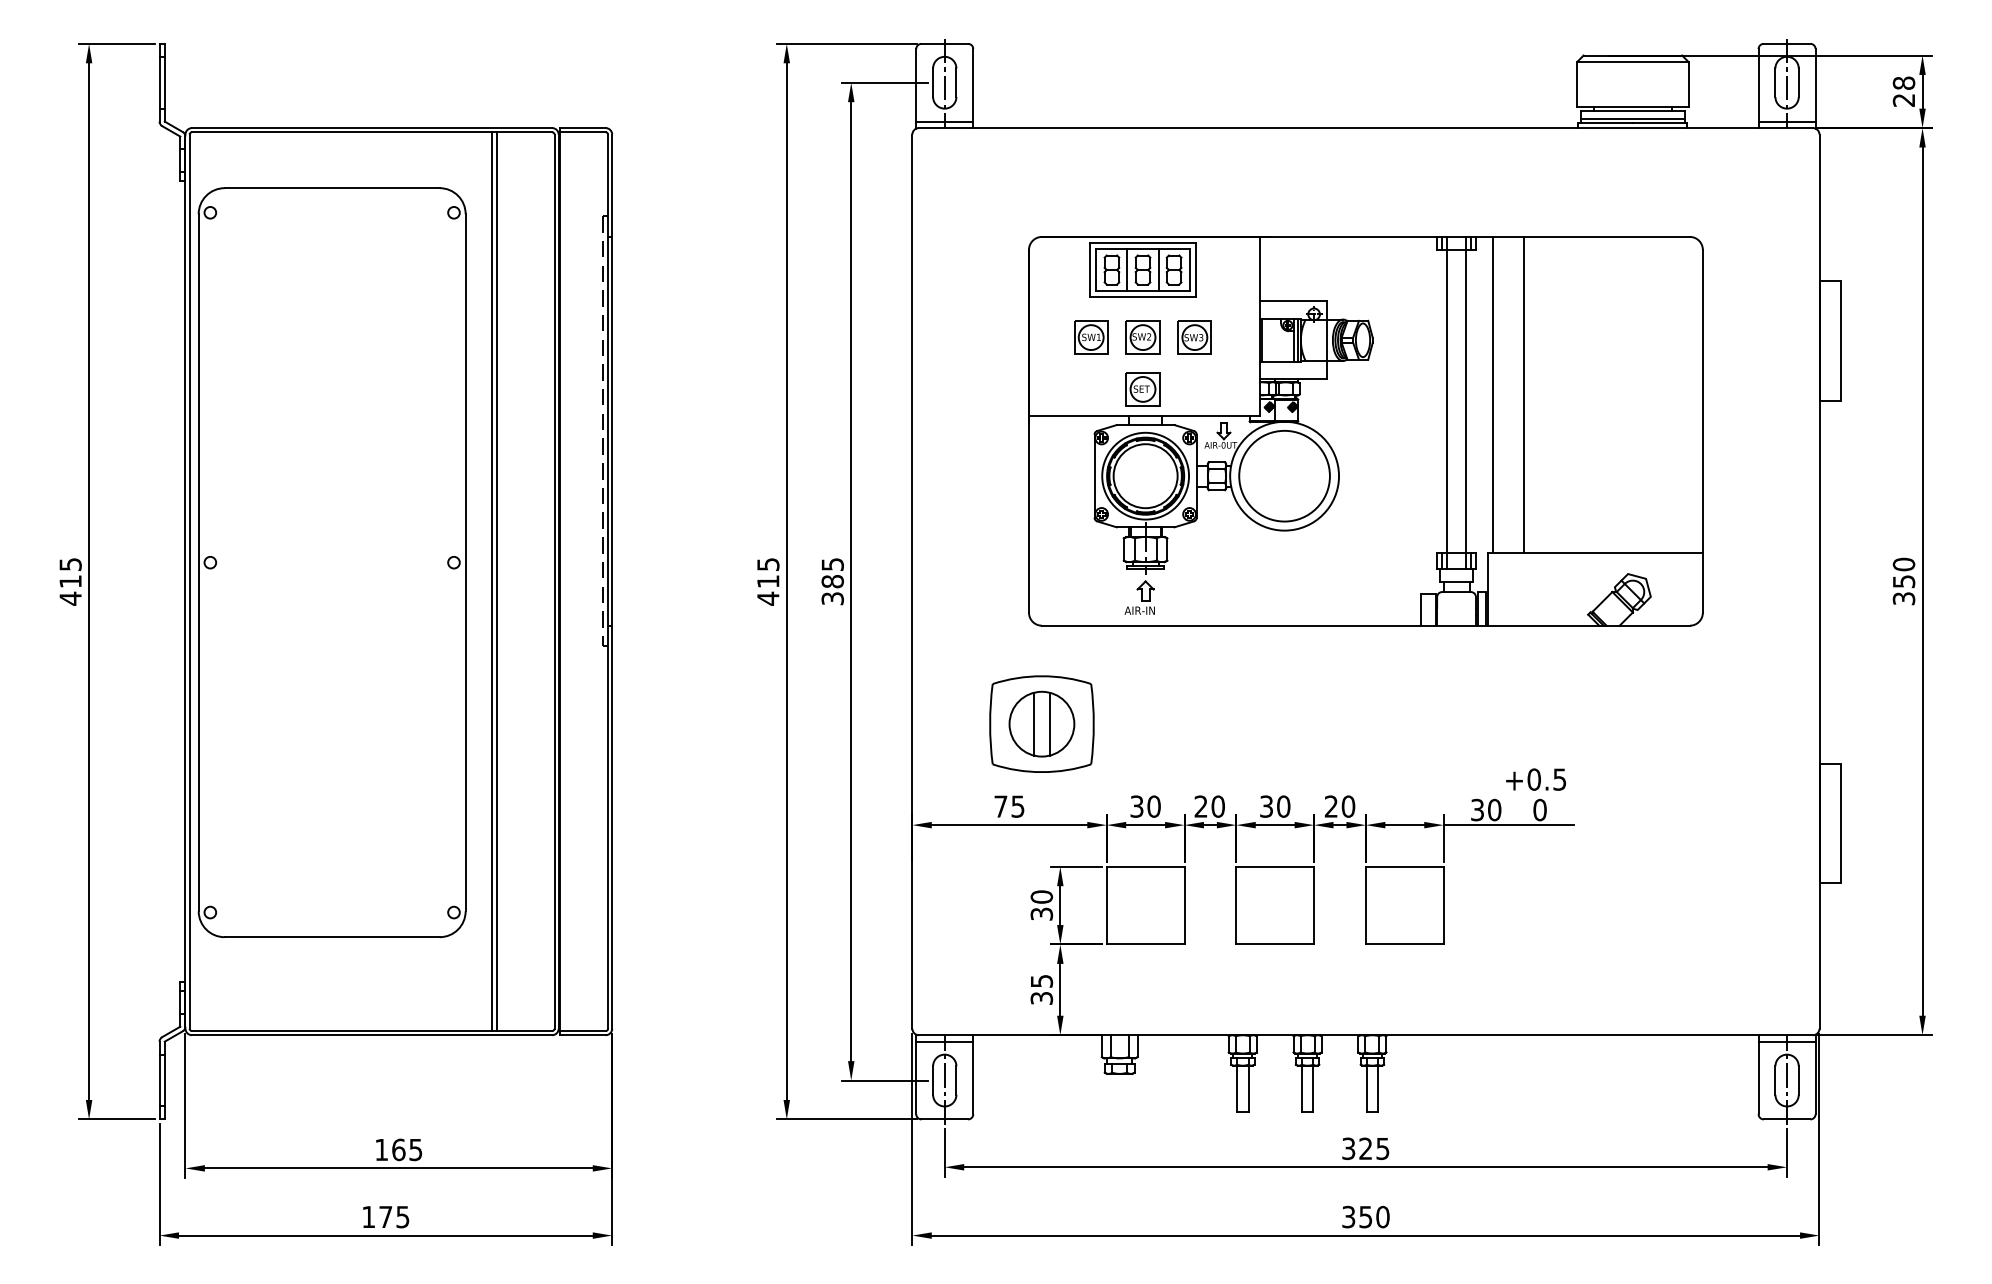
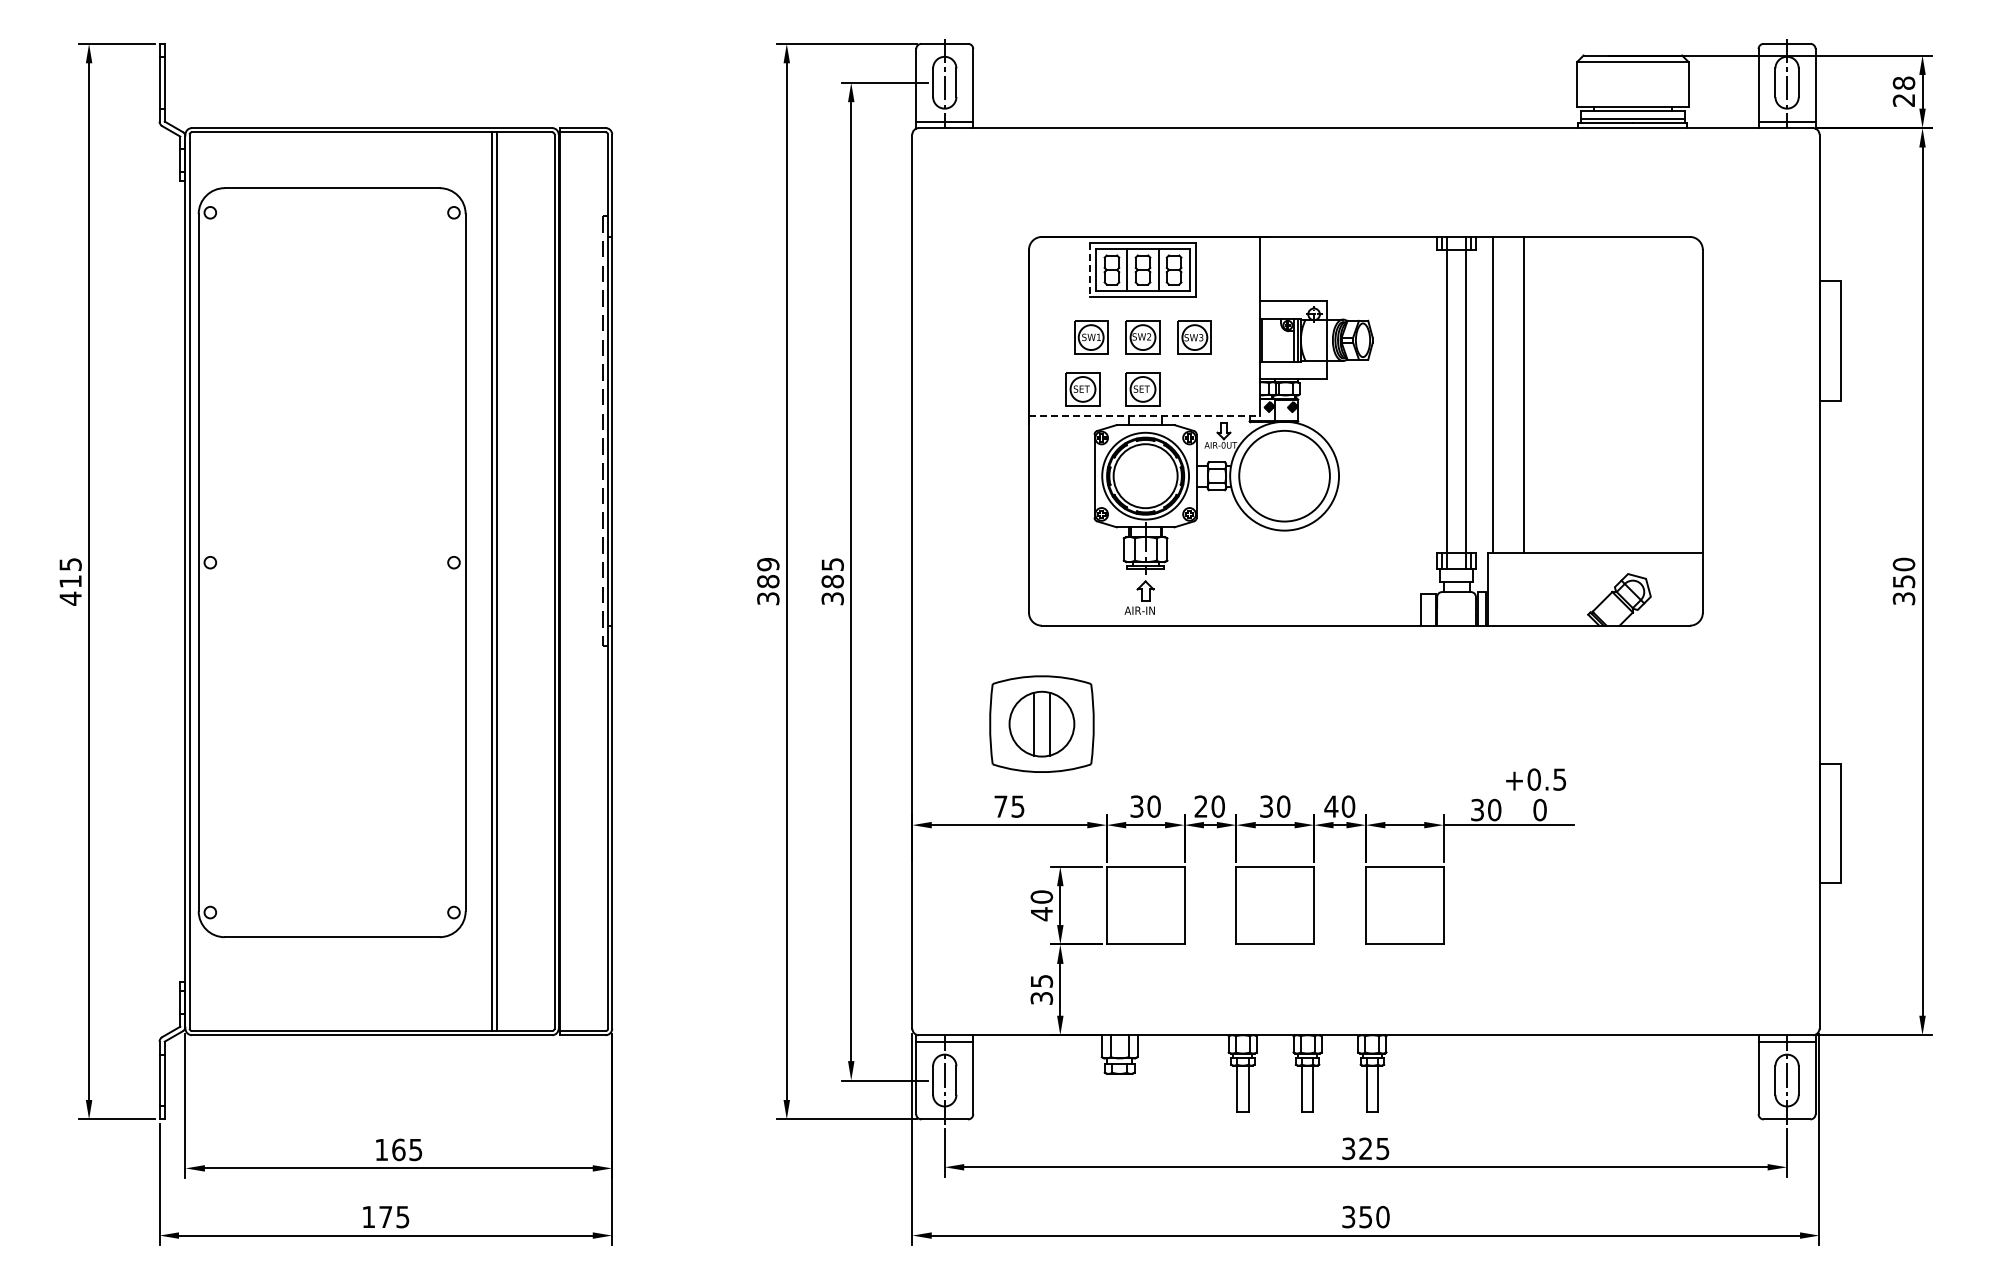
line: solid -> dashed (1090, 270)
part: none -> present (1082, 389)
line: solid -> dashed (1144, 415)
text: 415 -> 389 (768, 581)
text: 20 -> 40 (1331, 806)
text: 30 -> 40 (1041, 914)
